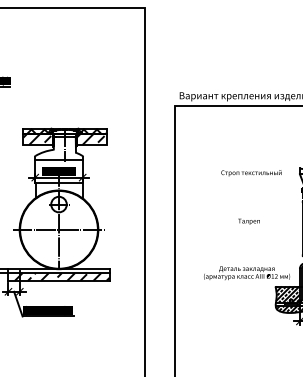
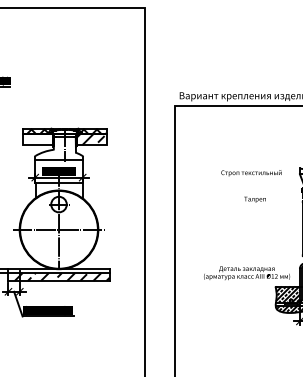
hatch: present -> none (37, 139)
text position: (248, 221) -> (254, 199) (254, 199)
